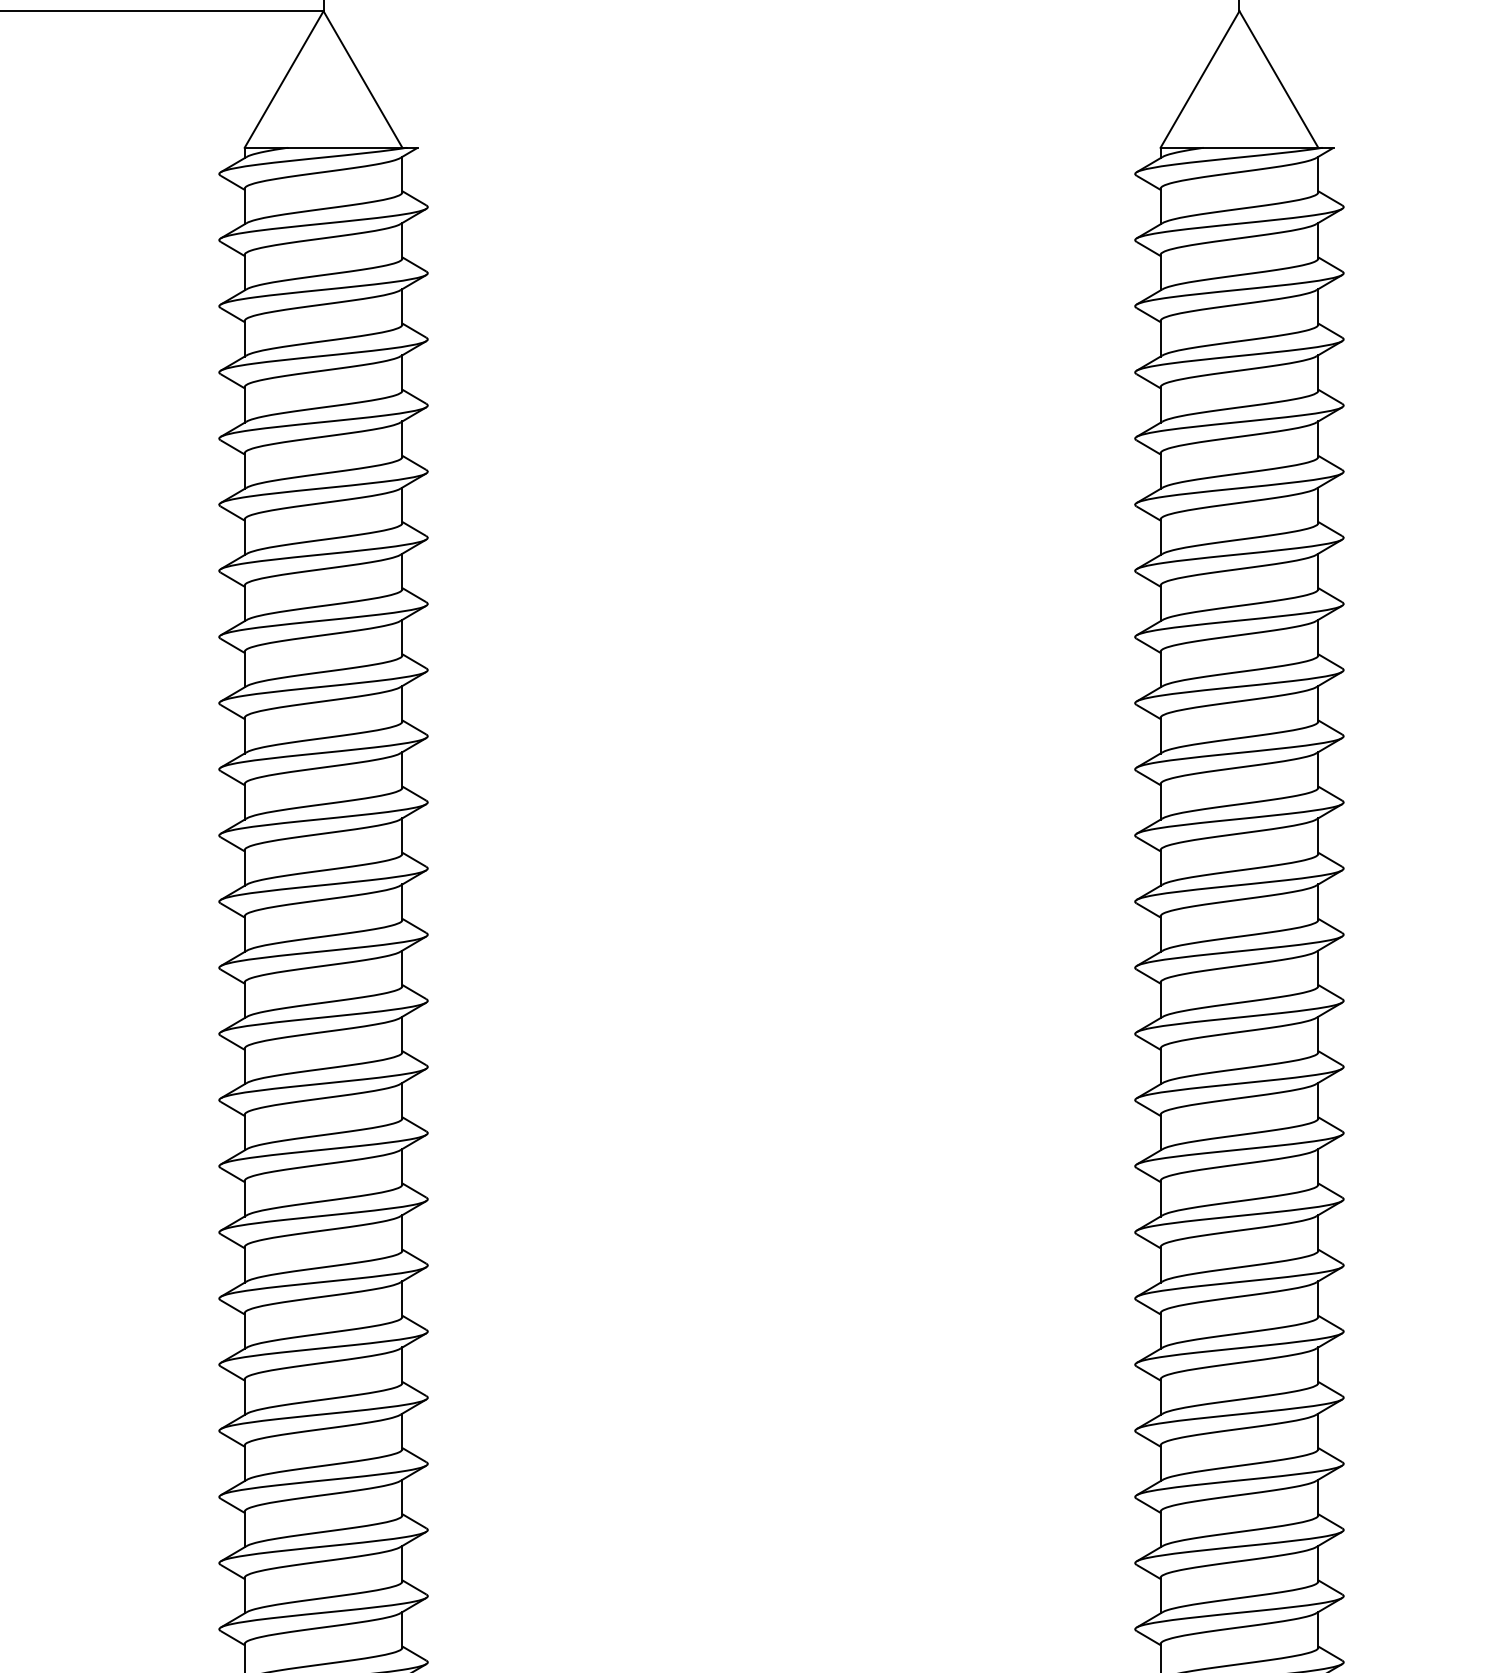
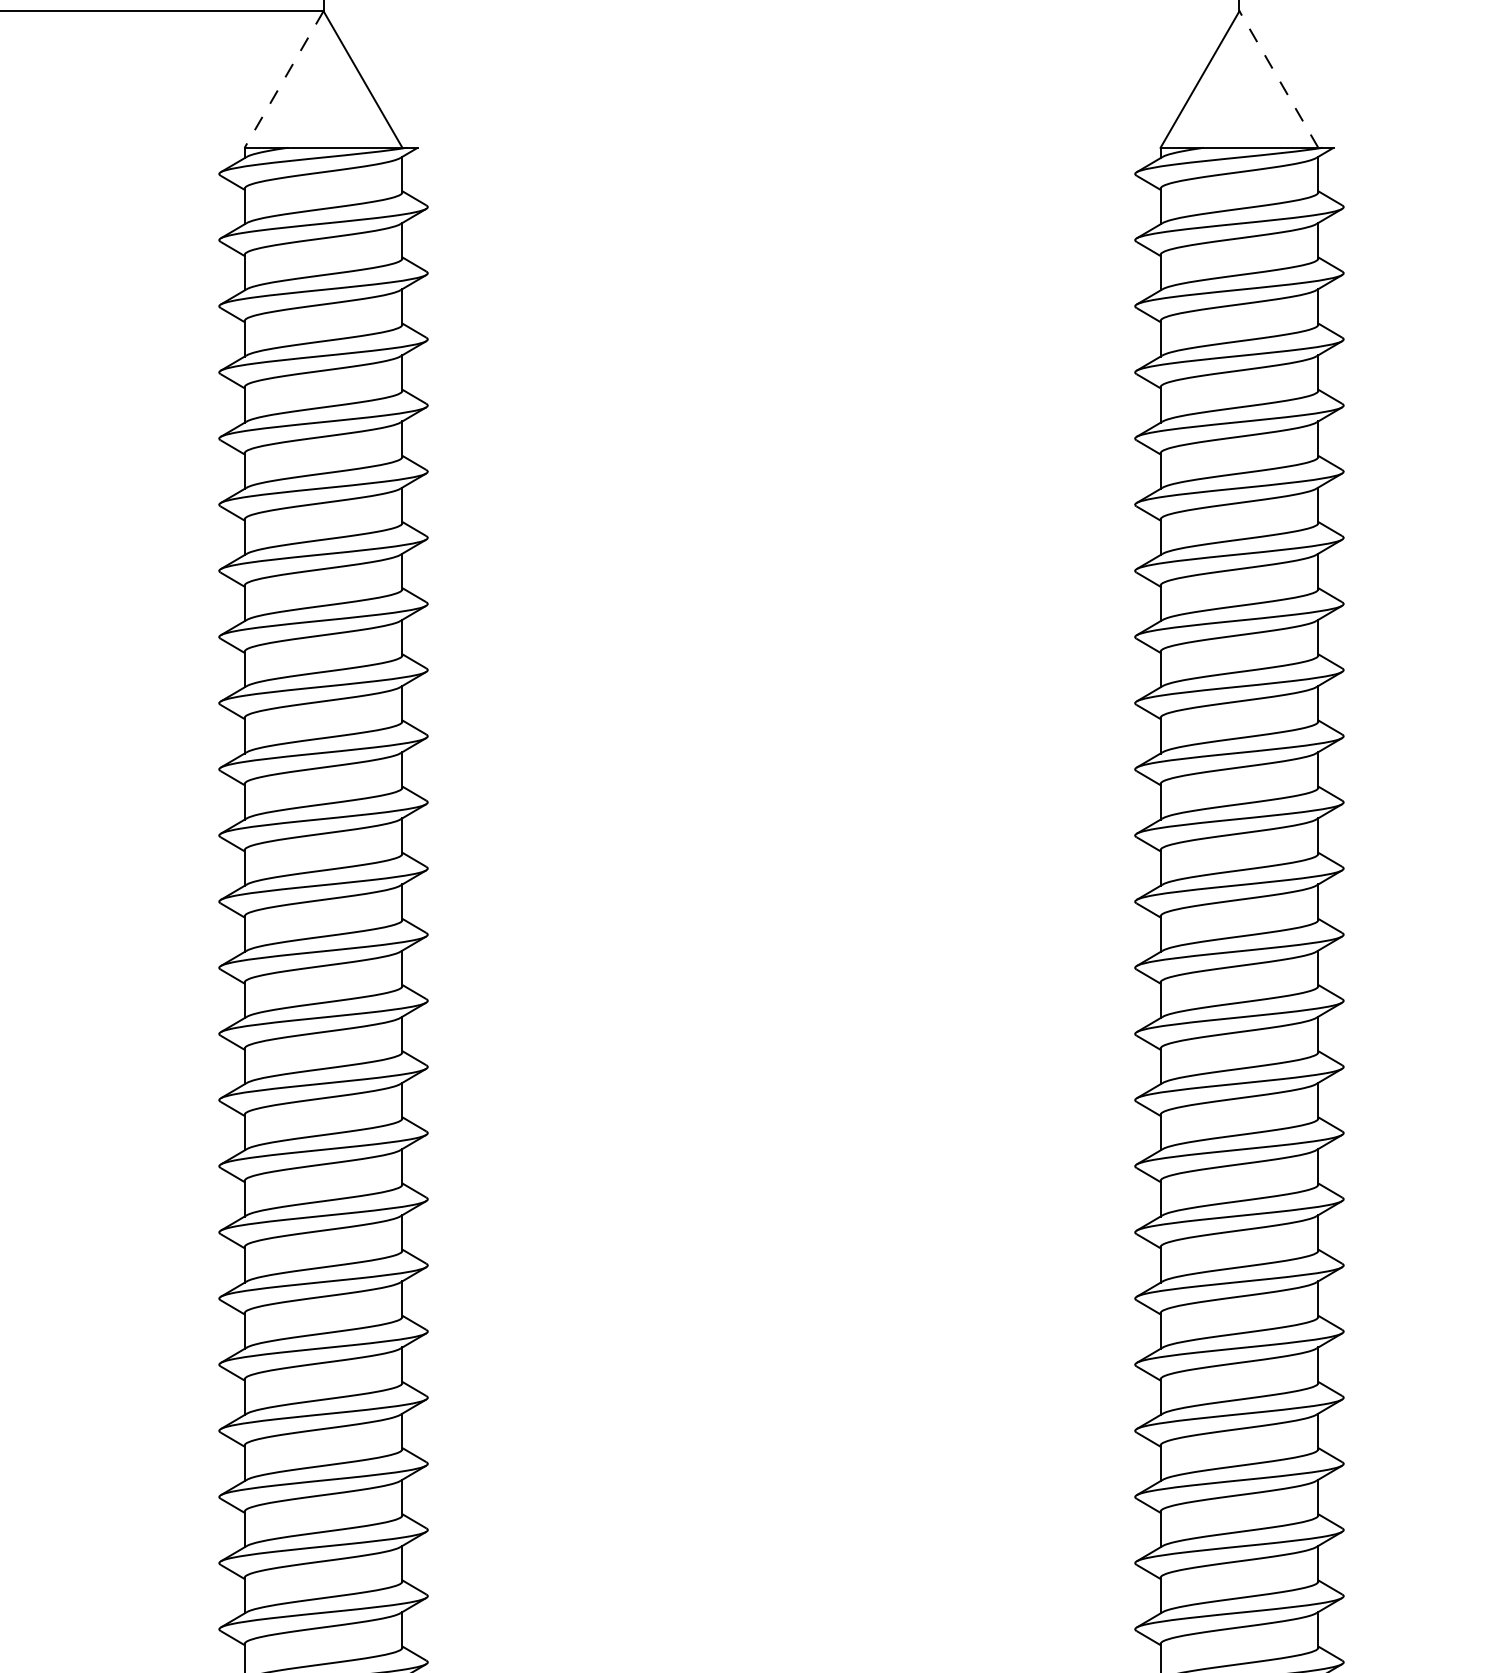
line: solid -> dashed (284, 79)
line: solid -> dashed (1278, 79)
